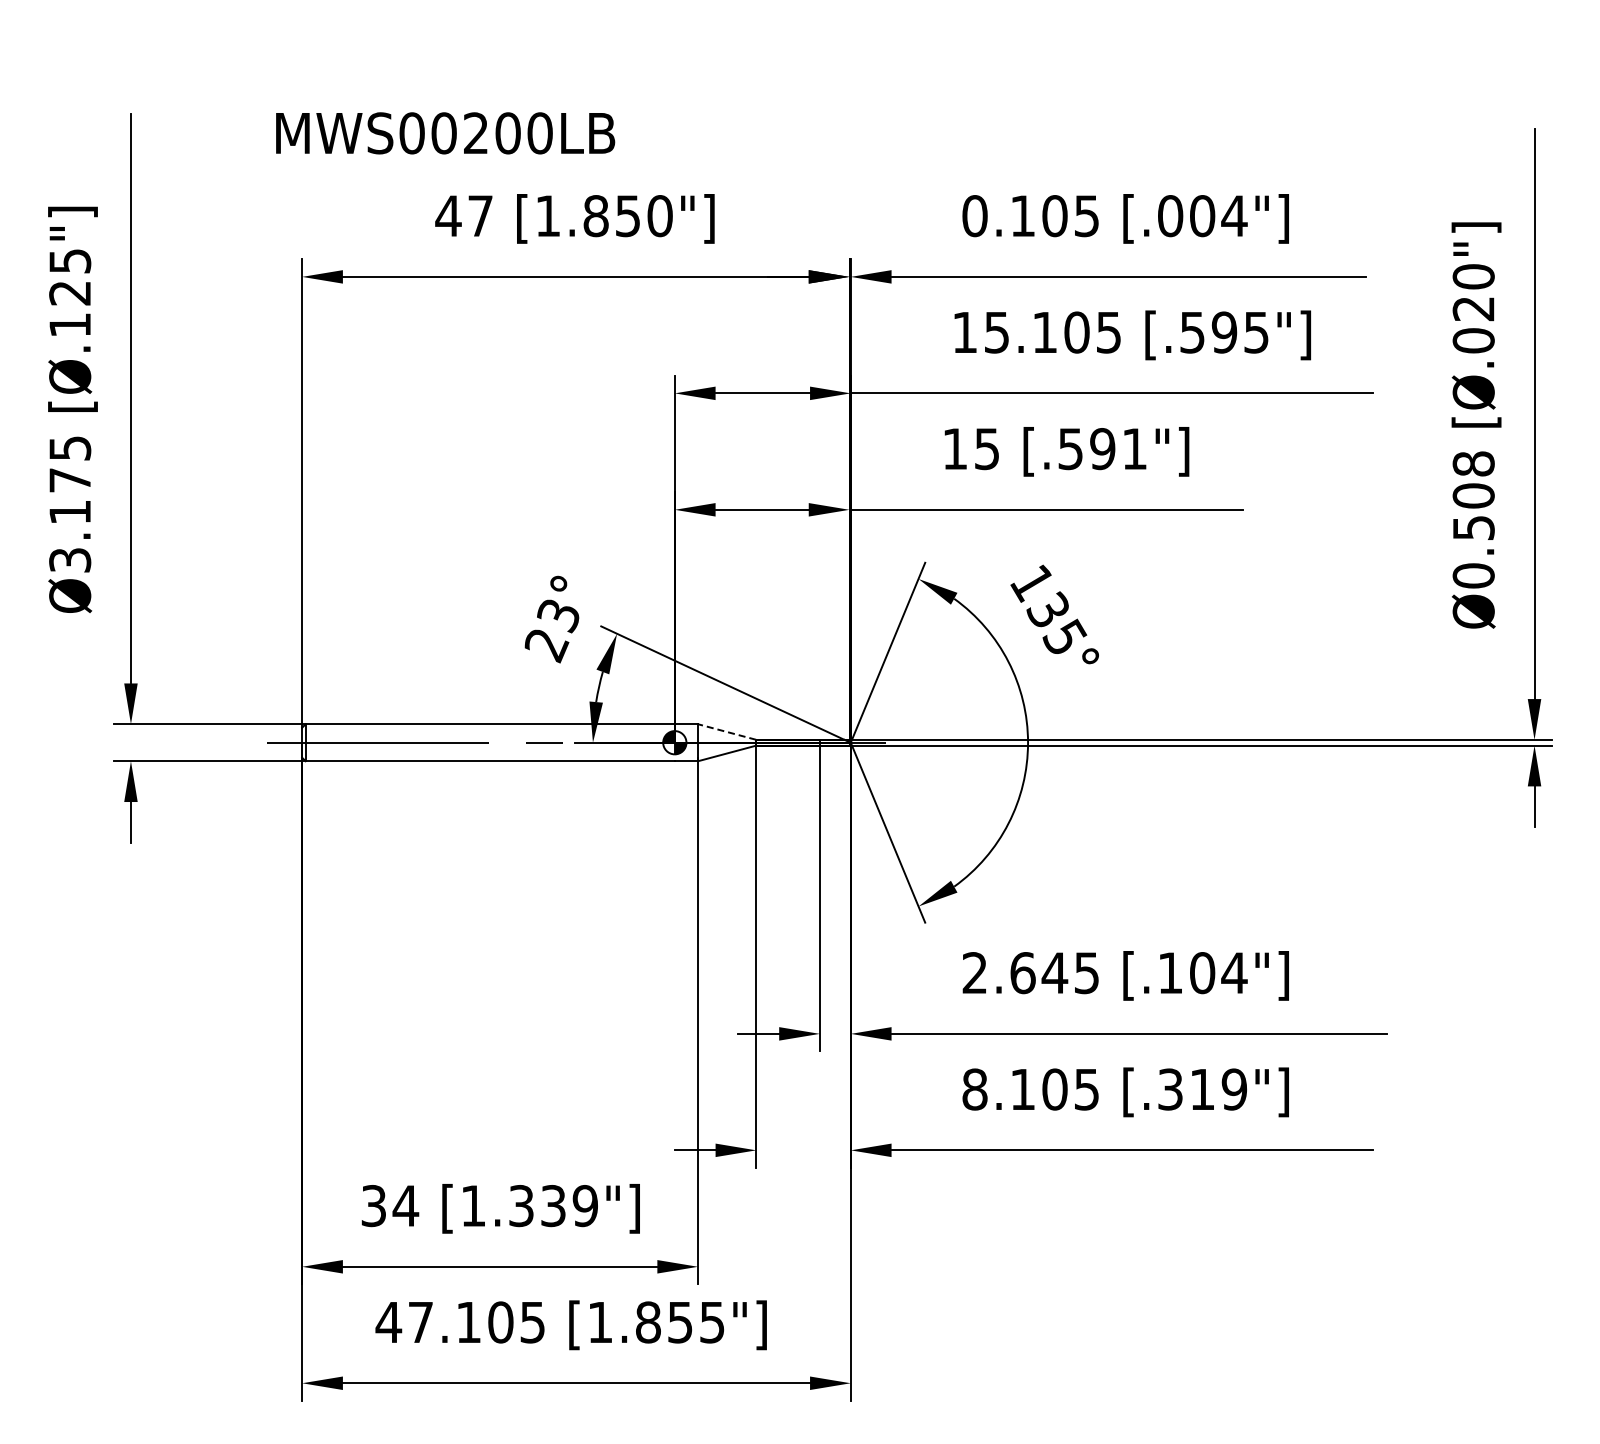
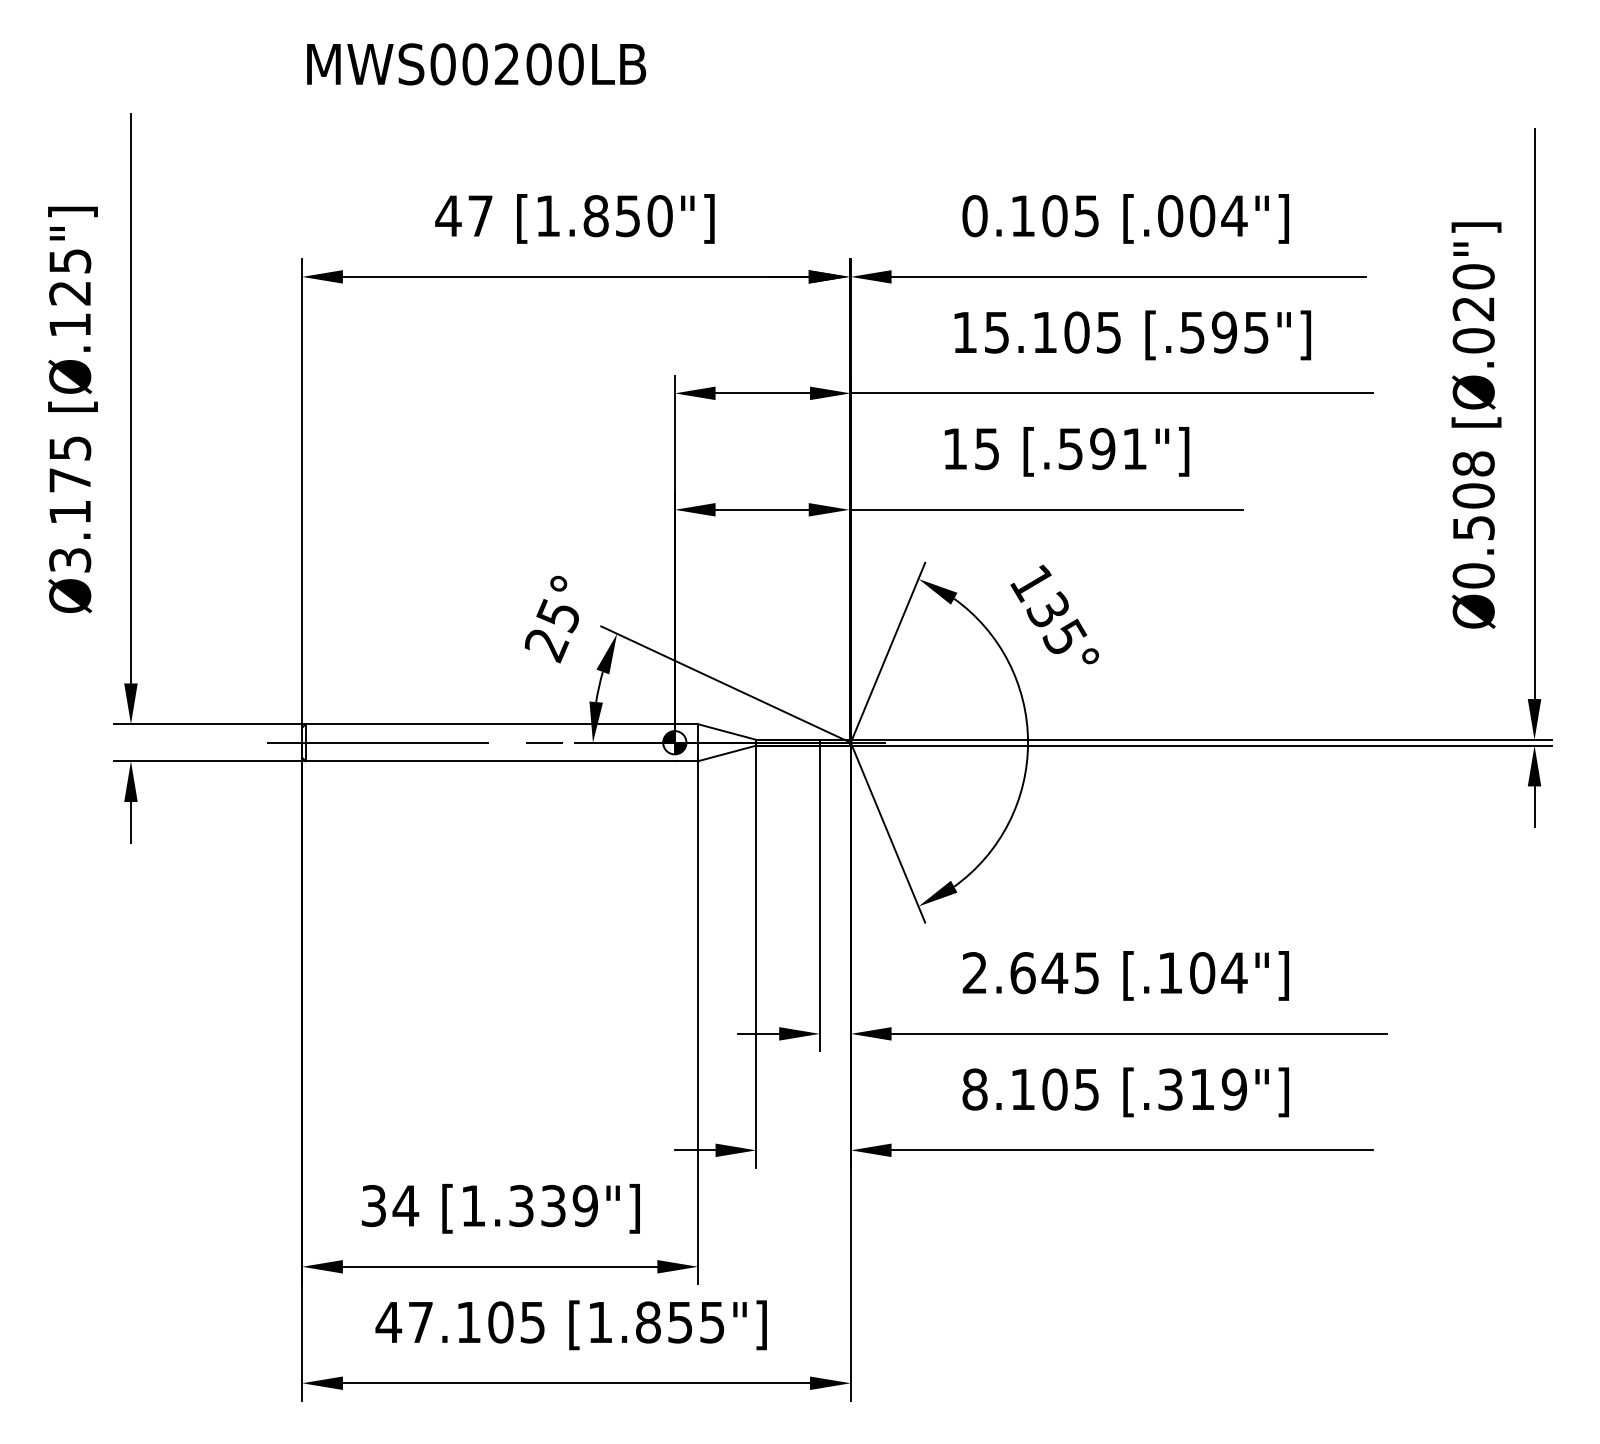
text position: (445, 133) -> (476, 64) (476, 64)
text: 23° -> 25° (557, 616)
line: dashed -> solid (726, 731)
